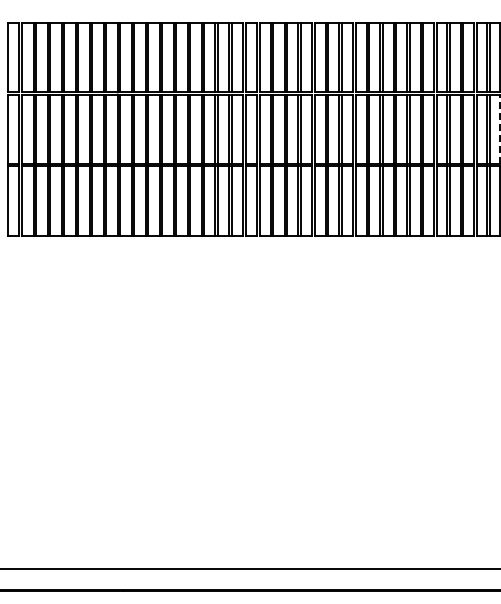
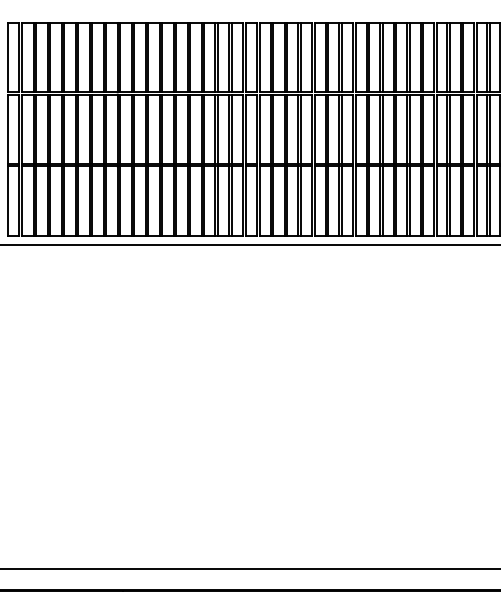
line: dashed -> solid (500, 129)
line: none -> present (249, 244)
